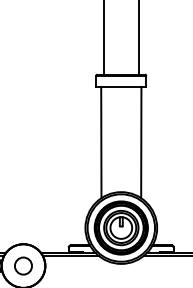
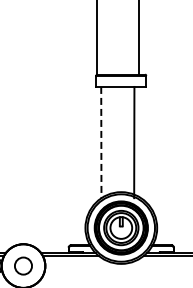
line position: (103, 38) -> (96, 38) (96, 38)
line: solid -> dashed (101, 142)
line position: (141, 142) -> (134, 142) (134, 142)
